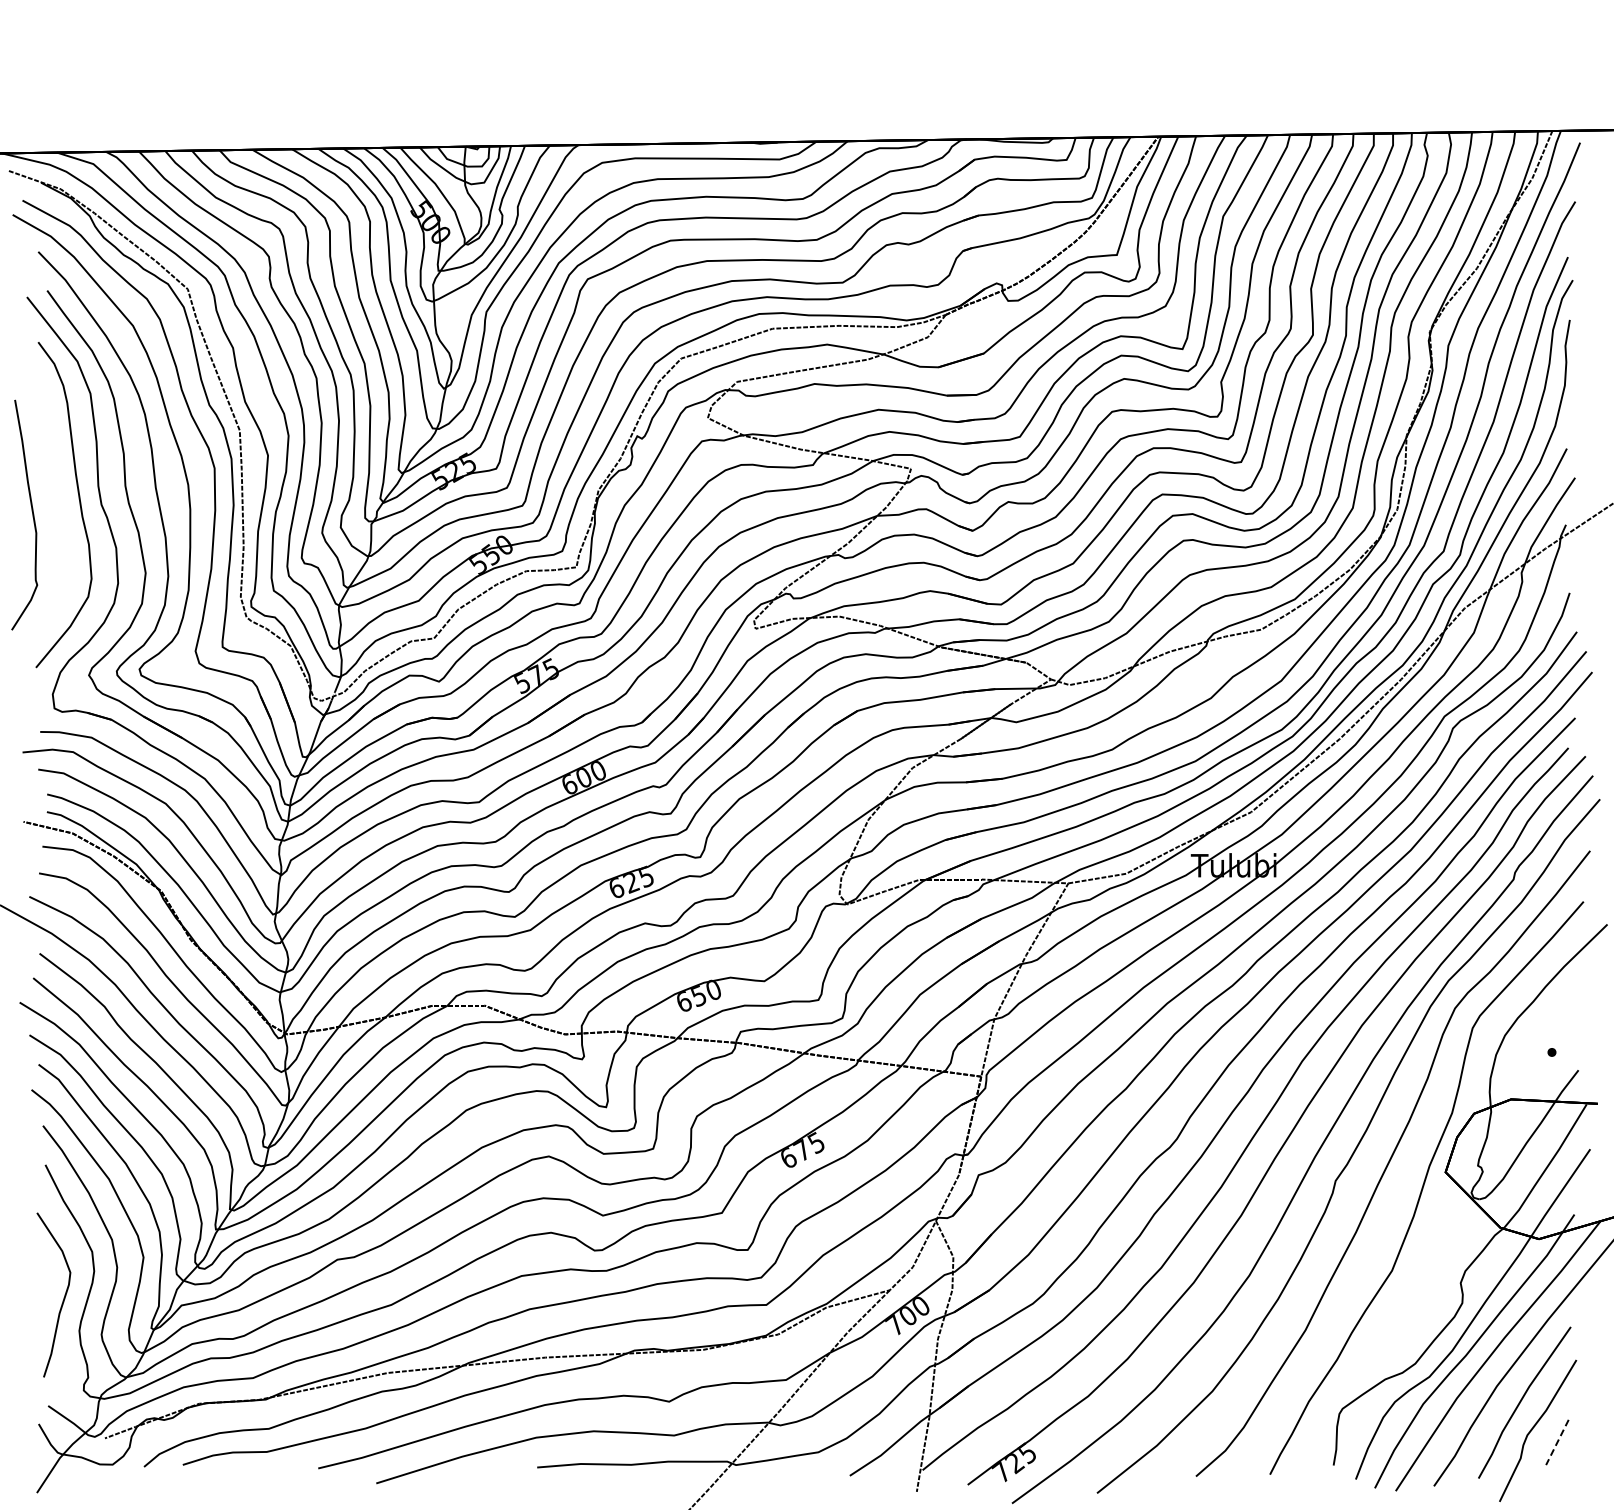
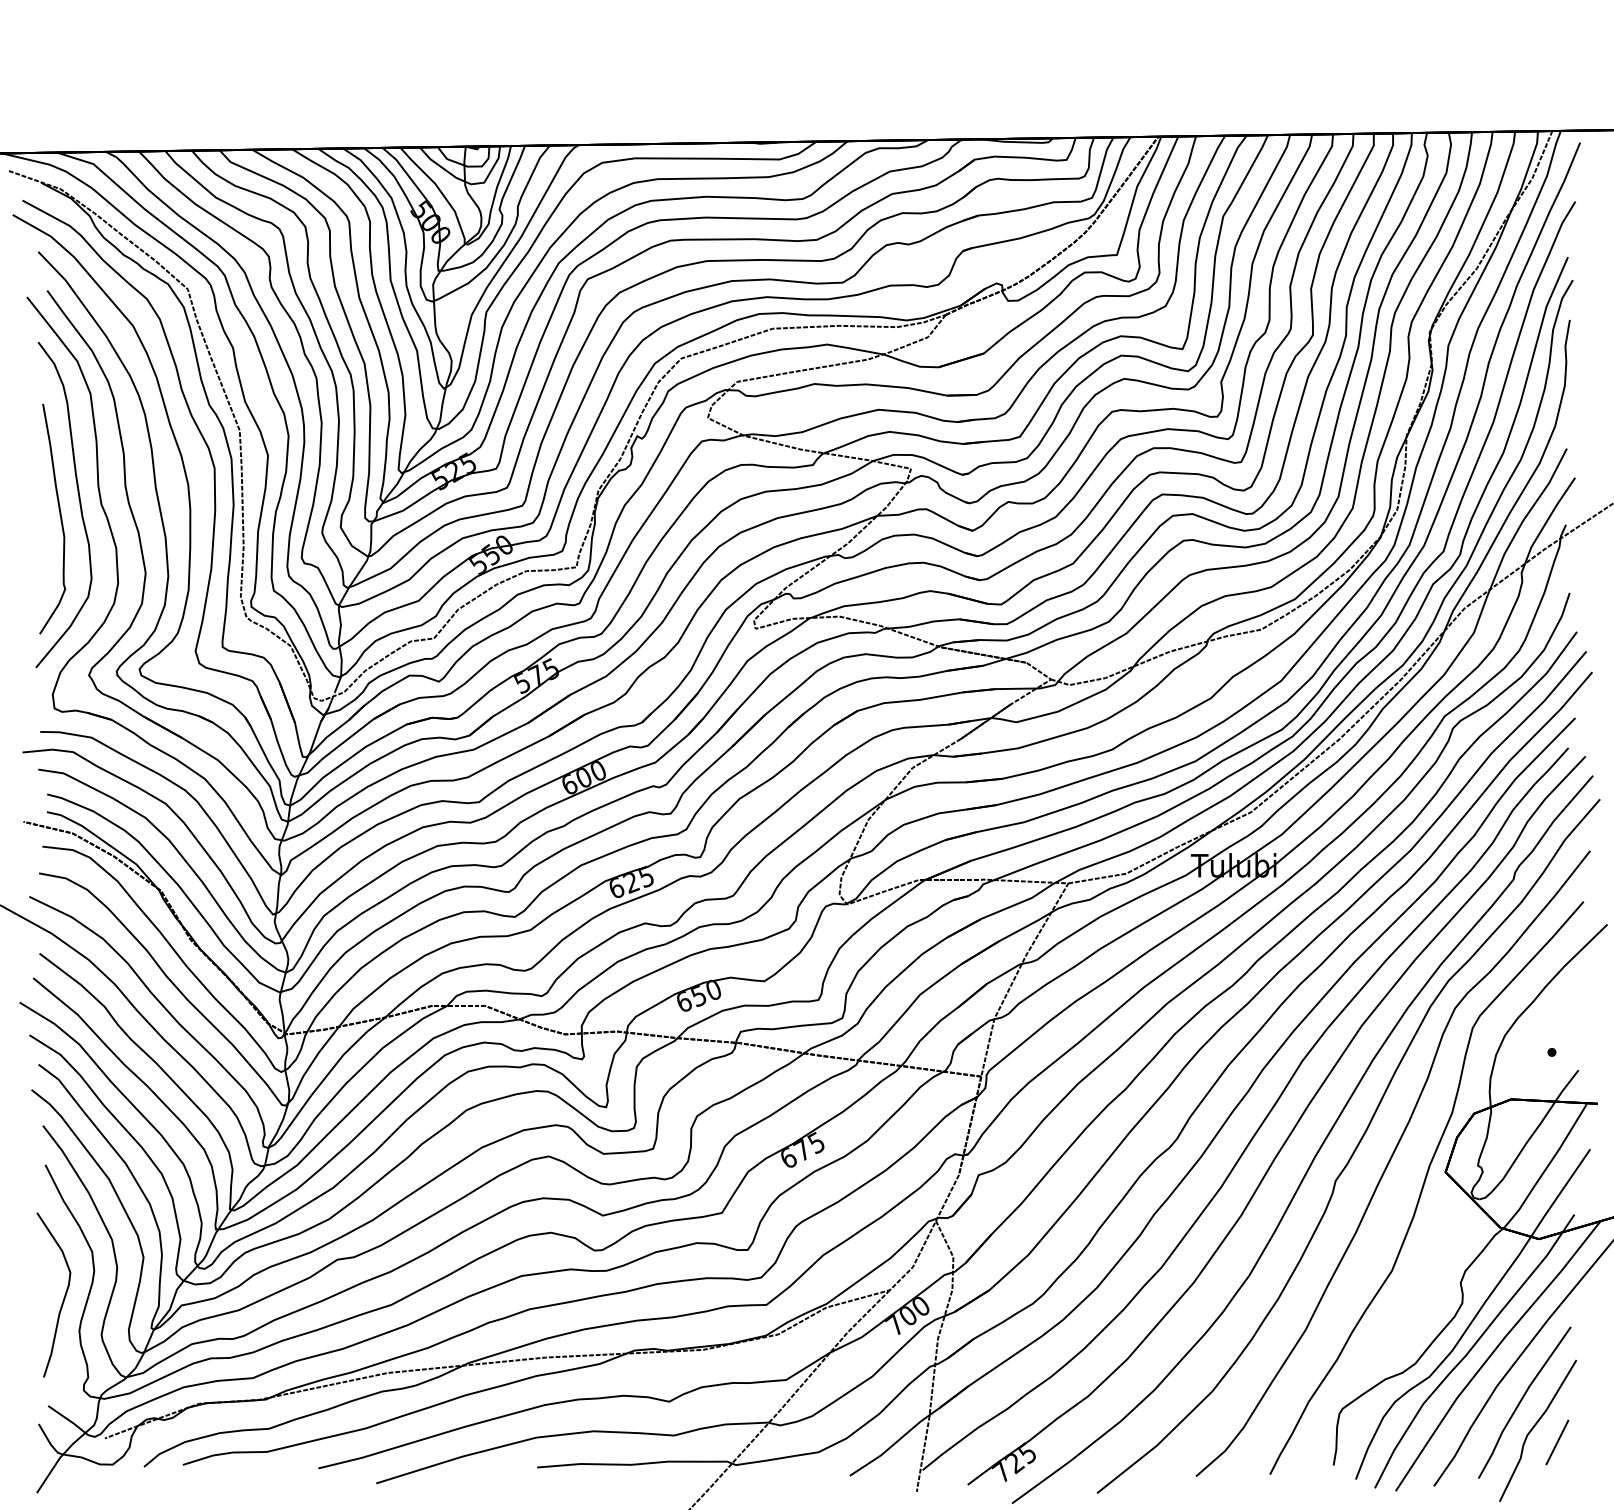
curve position: (31, 511) -> (59, 515) (59, 515)
line: dashed -> solid (1557, 1442)
